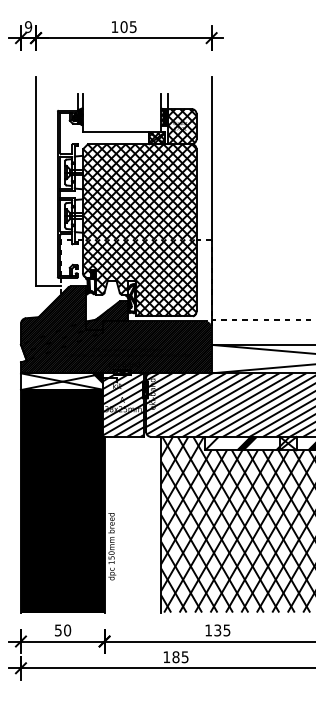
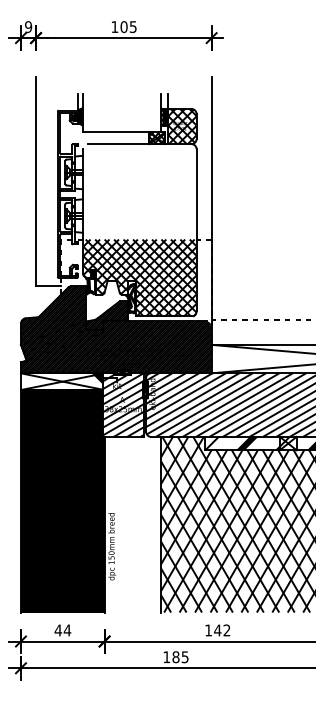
hatch: present -> none (139, 191)
text: 50 -> 44 (62, 630)
text: 135 -> 142 (222, 630)
